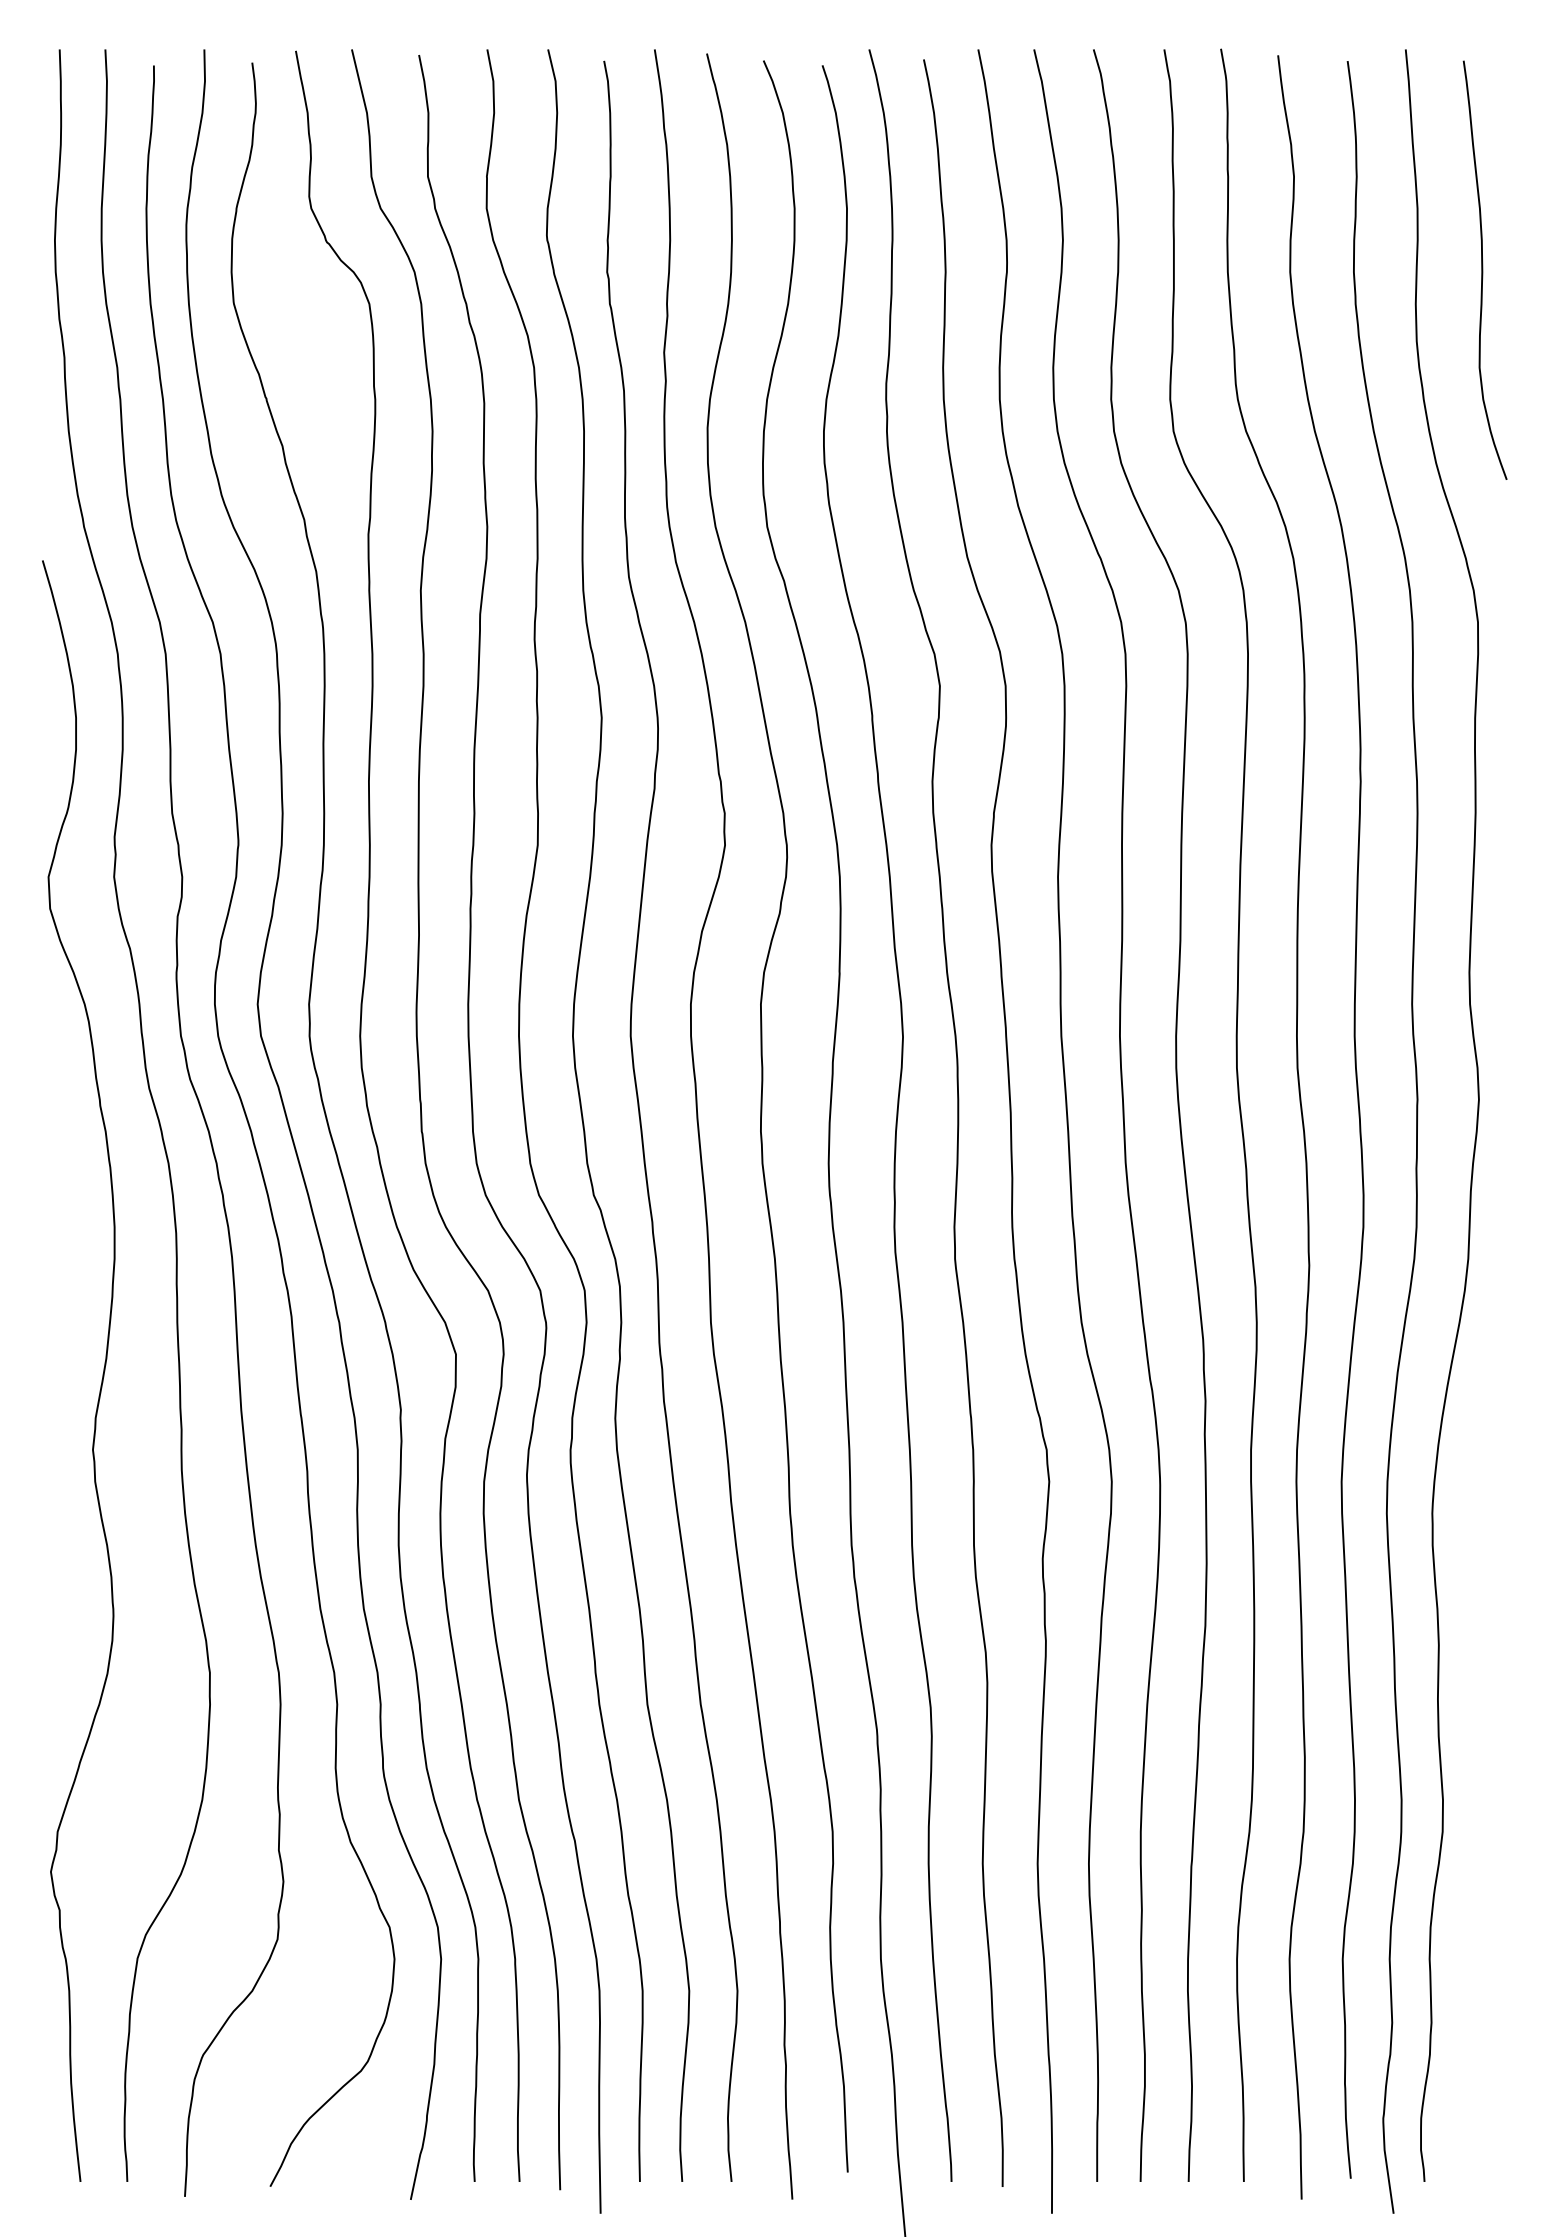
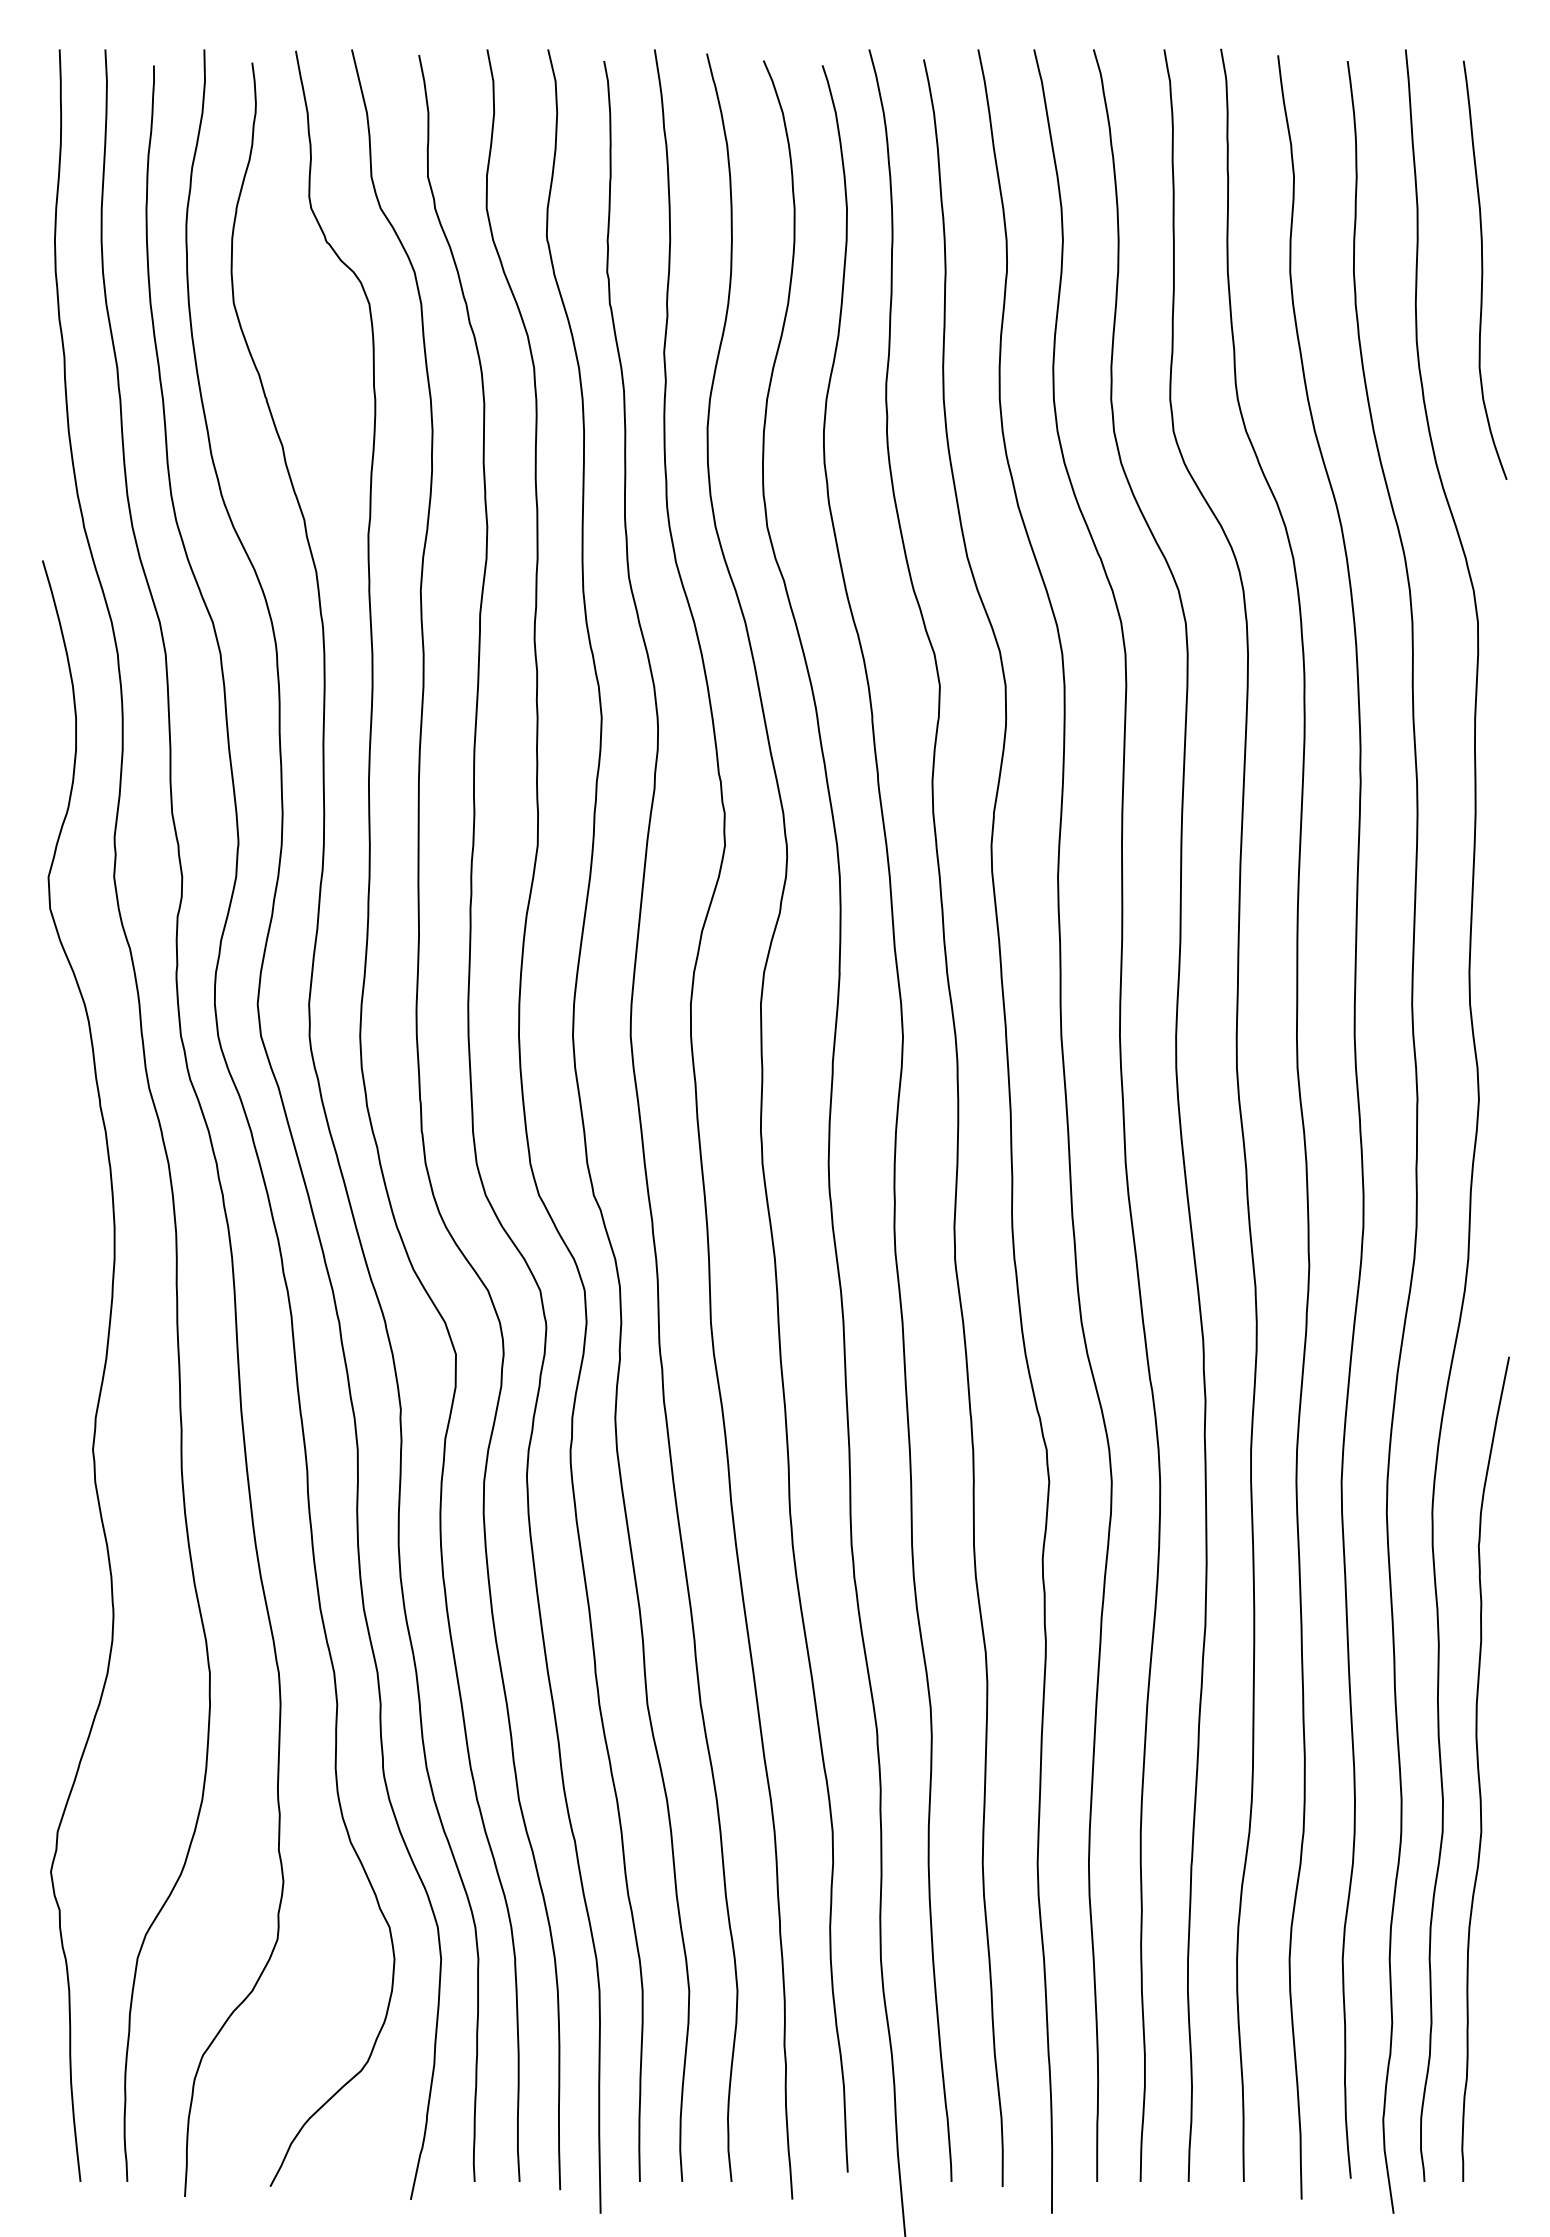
curve: none -> present (1479, 1768)
